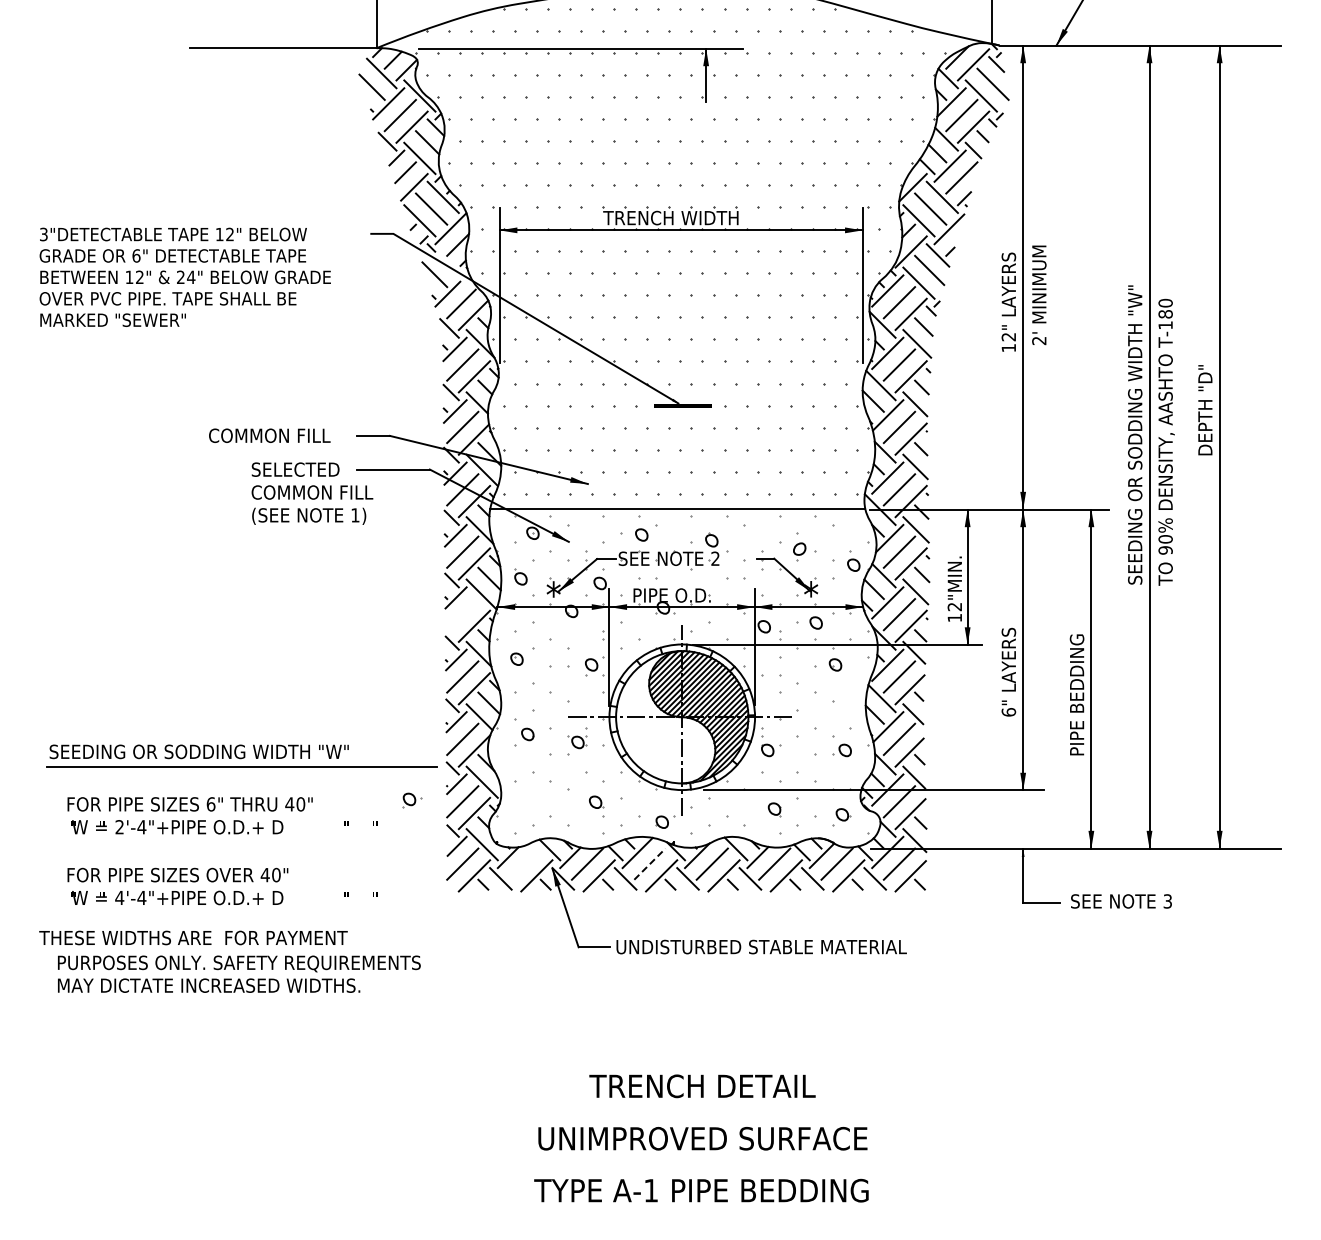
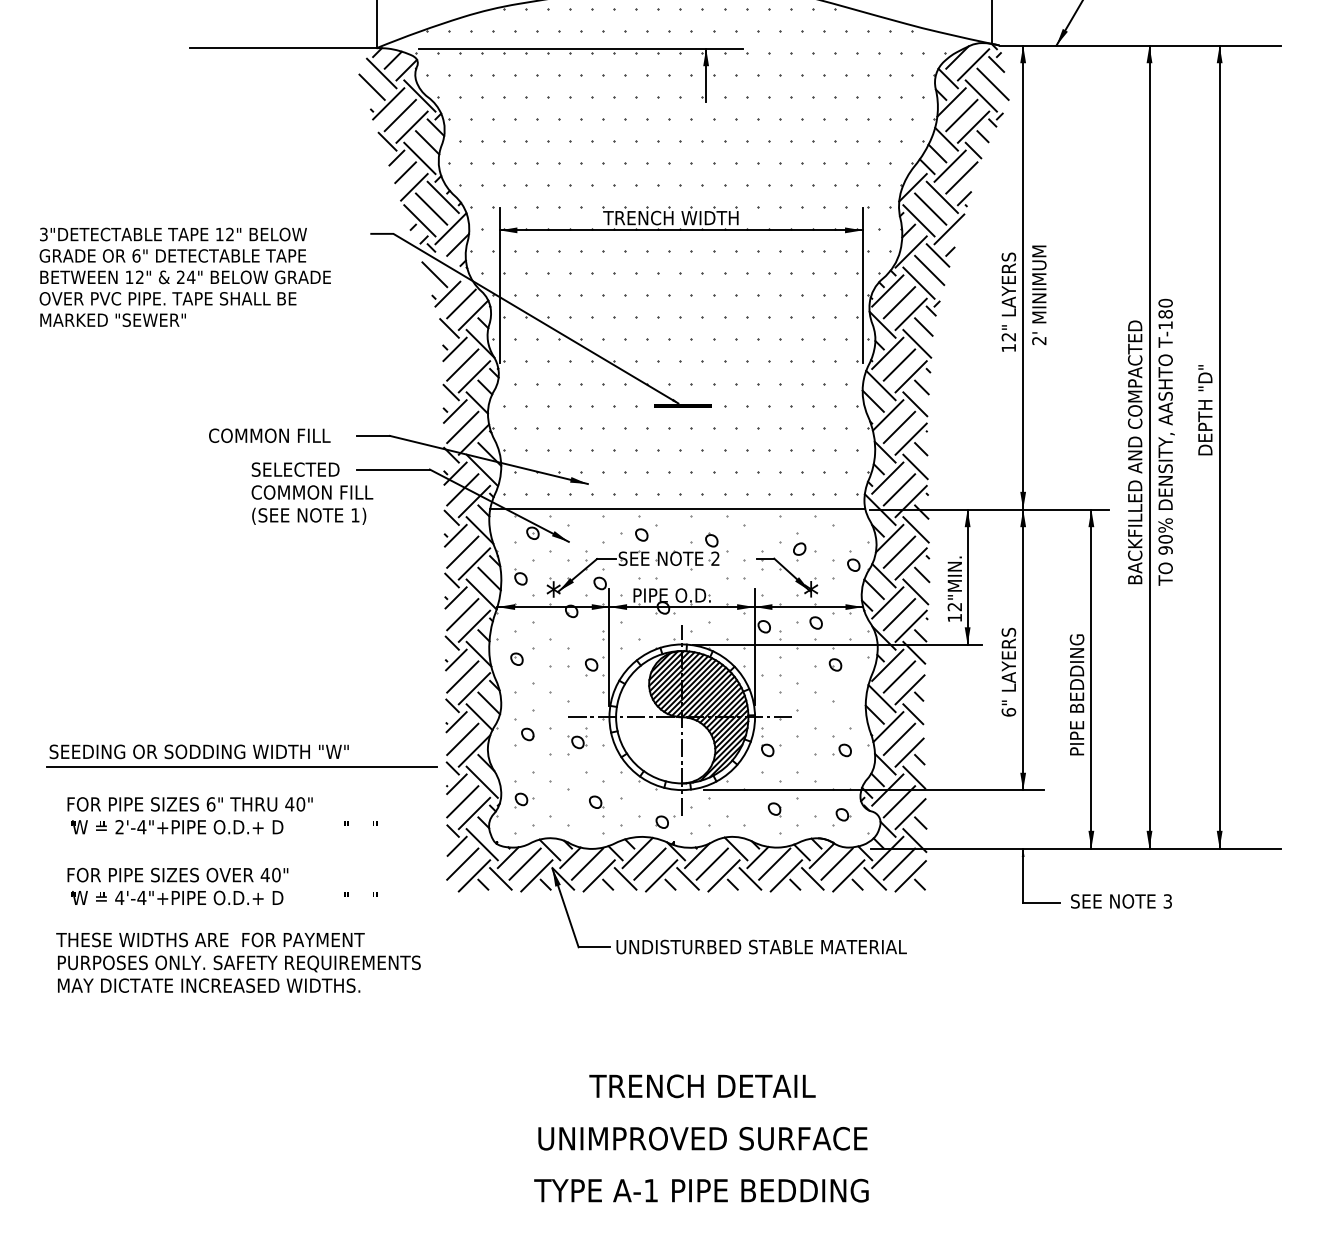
text: SEEDING OR SODDING WIDTH "W" -> BACKFILLED AND COMPACTED (1135, 434)
line: none -> present (462, 614)
part position: (412, 800) -> (524, 800) (524, 800)
line: none -> present (524, 863)
line: dashed -> solid (650, 863)
text position: (193, 937) -> (210, 939) (210, 939)
